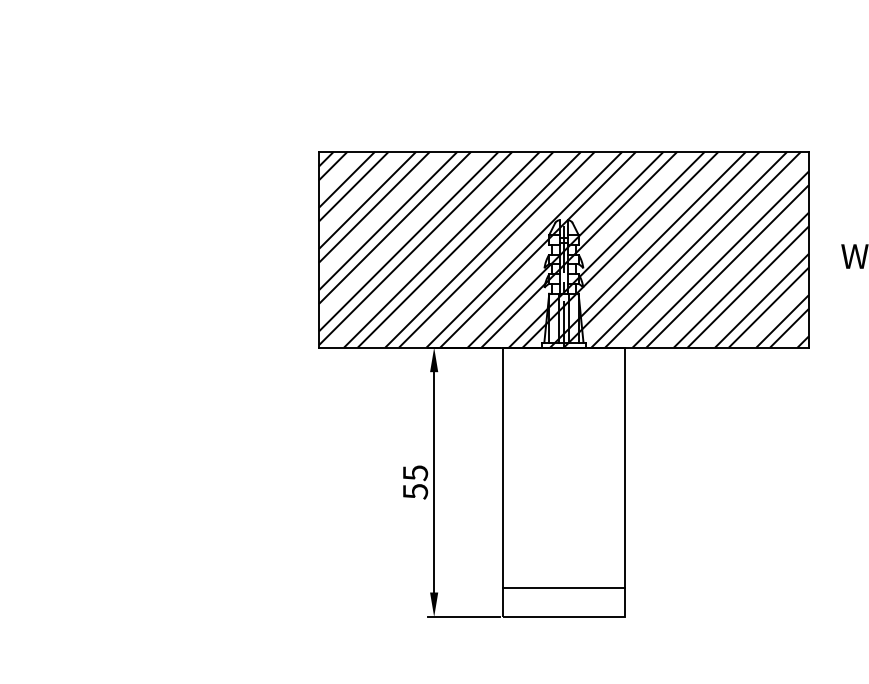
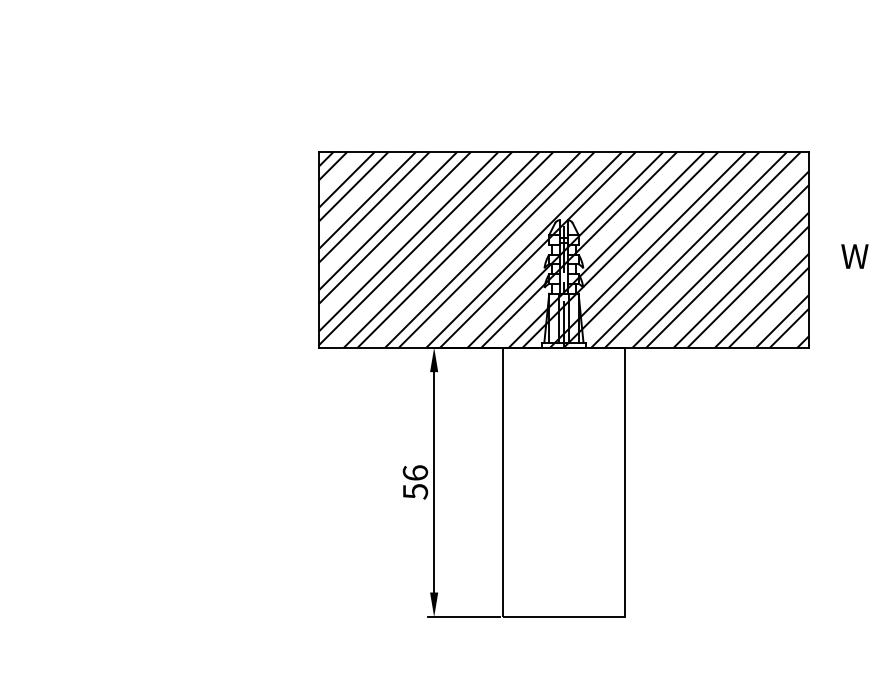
text: 55 -> 56 (415, 473)
line: present -> none (563, 587)
